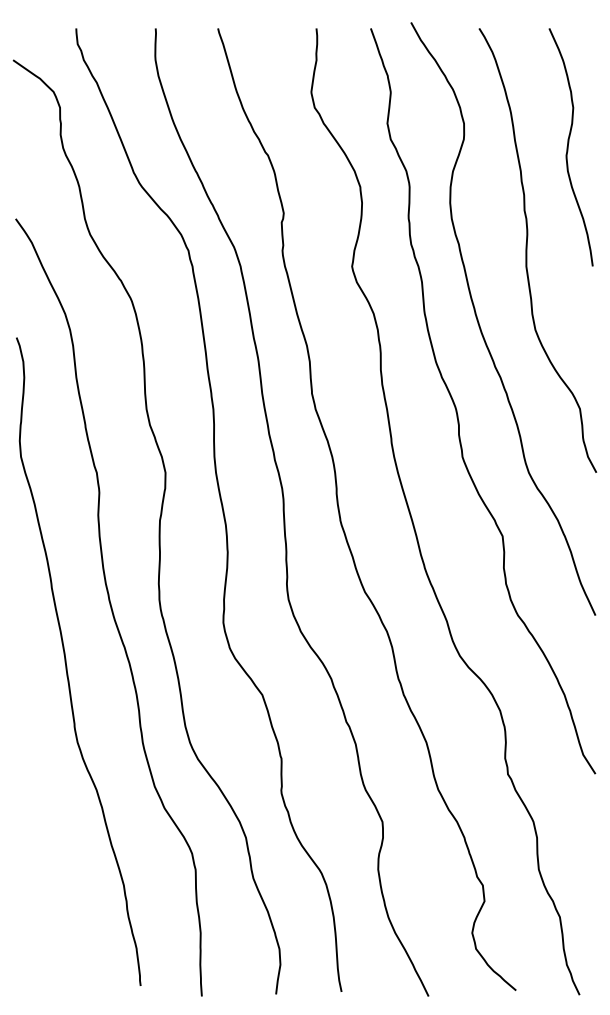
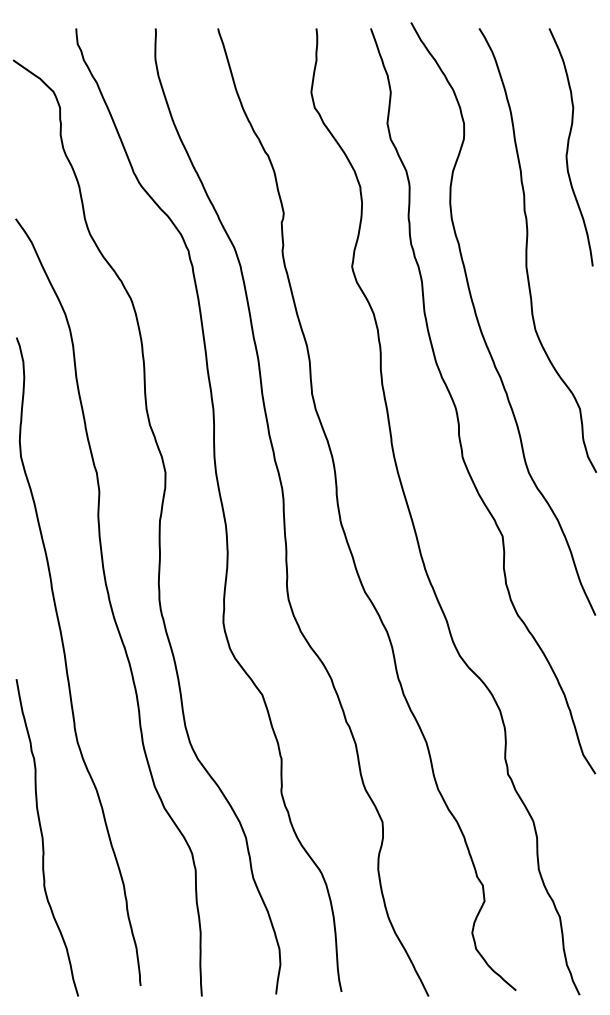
curve: none -> present (43, 837)
